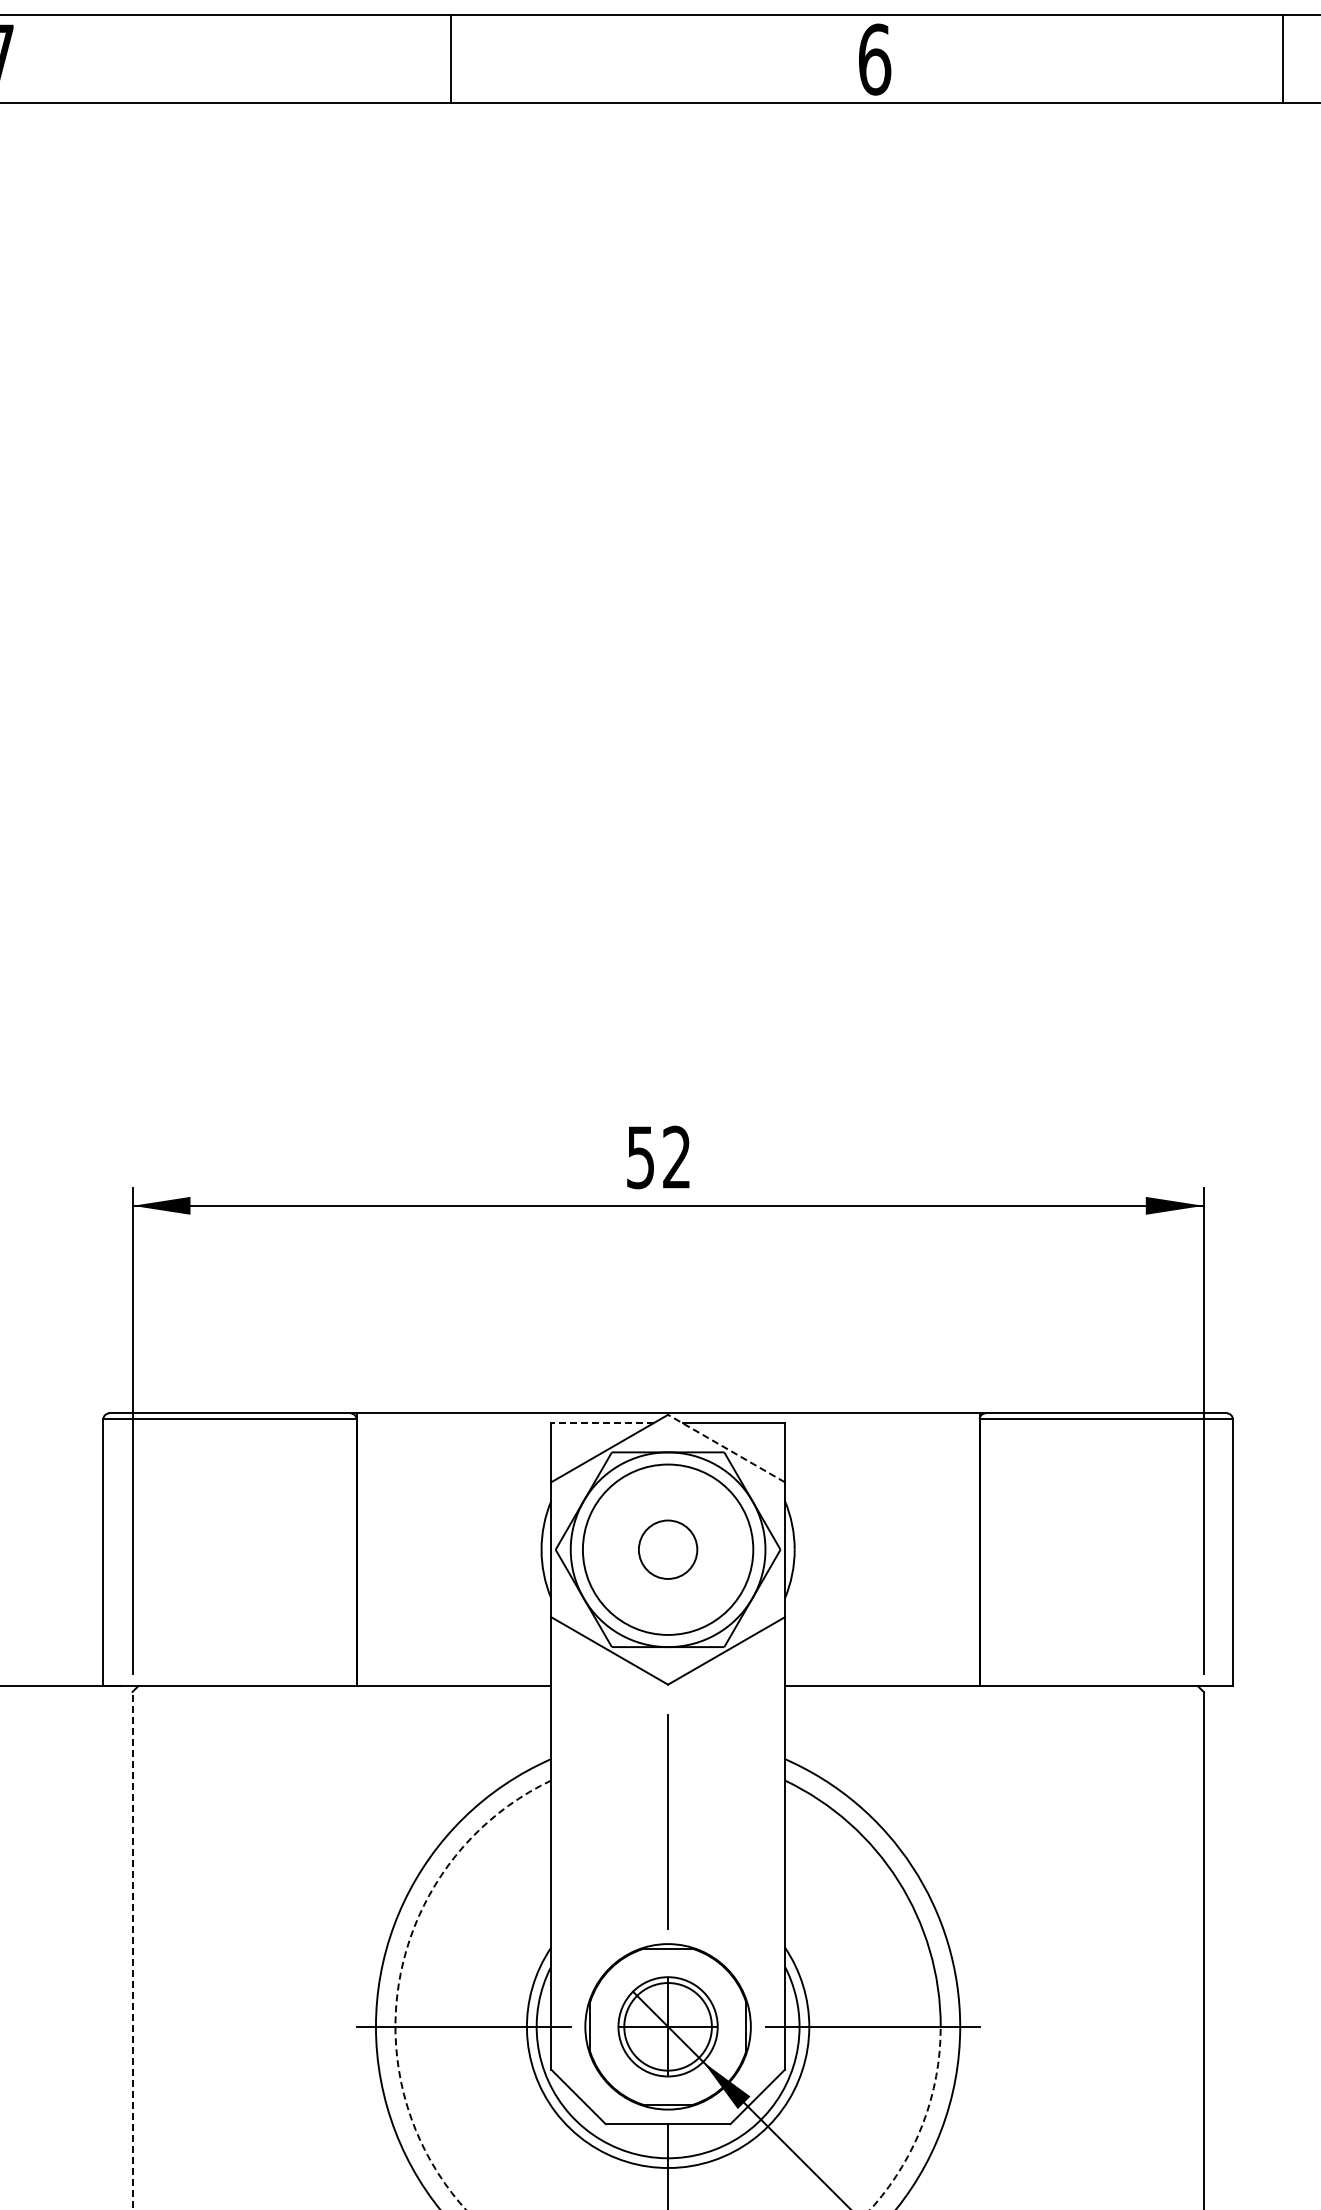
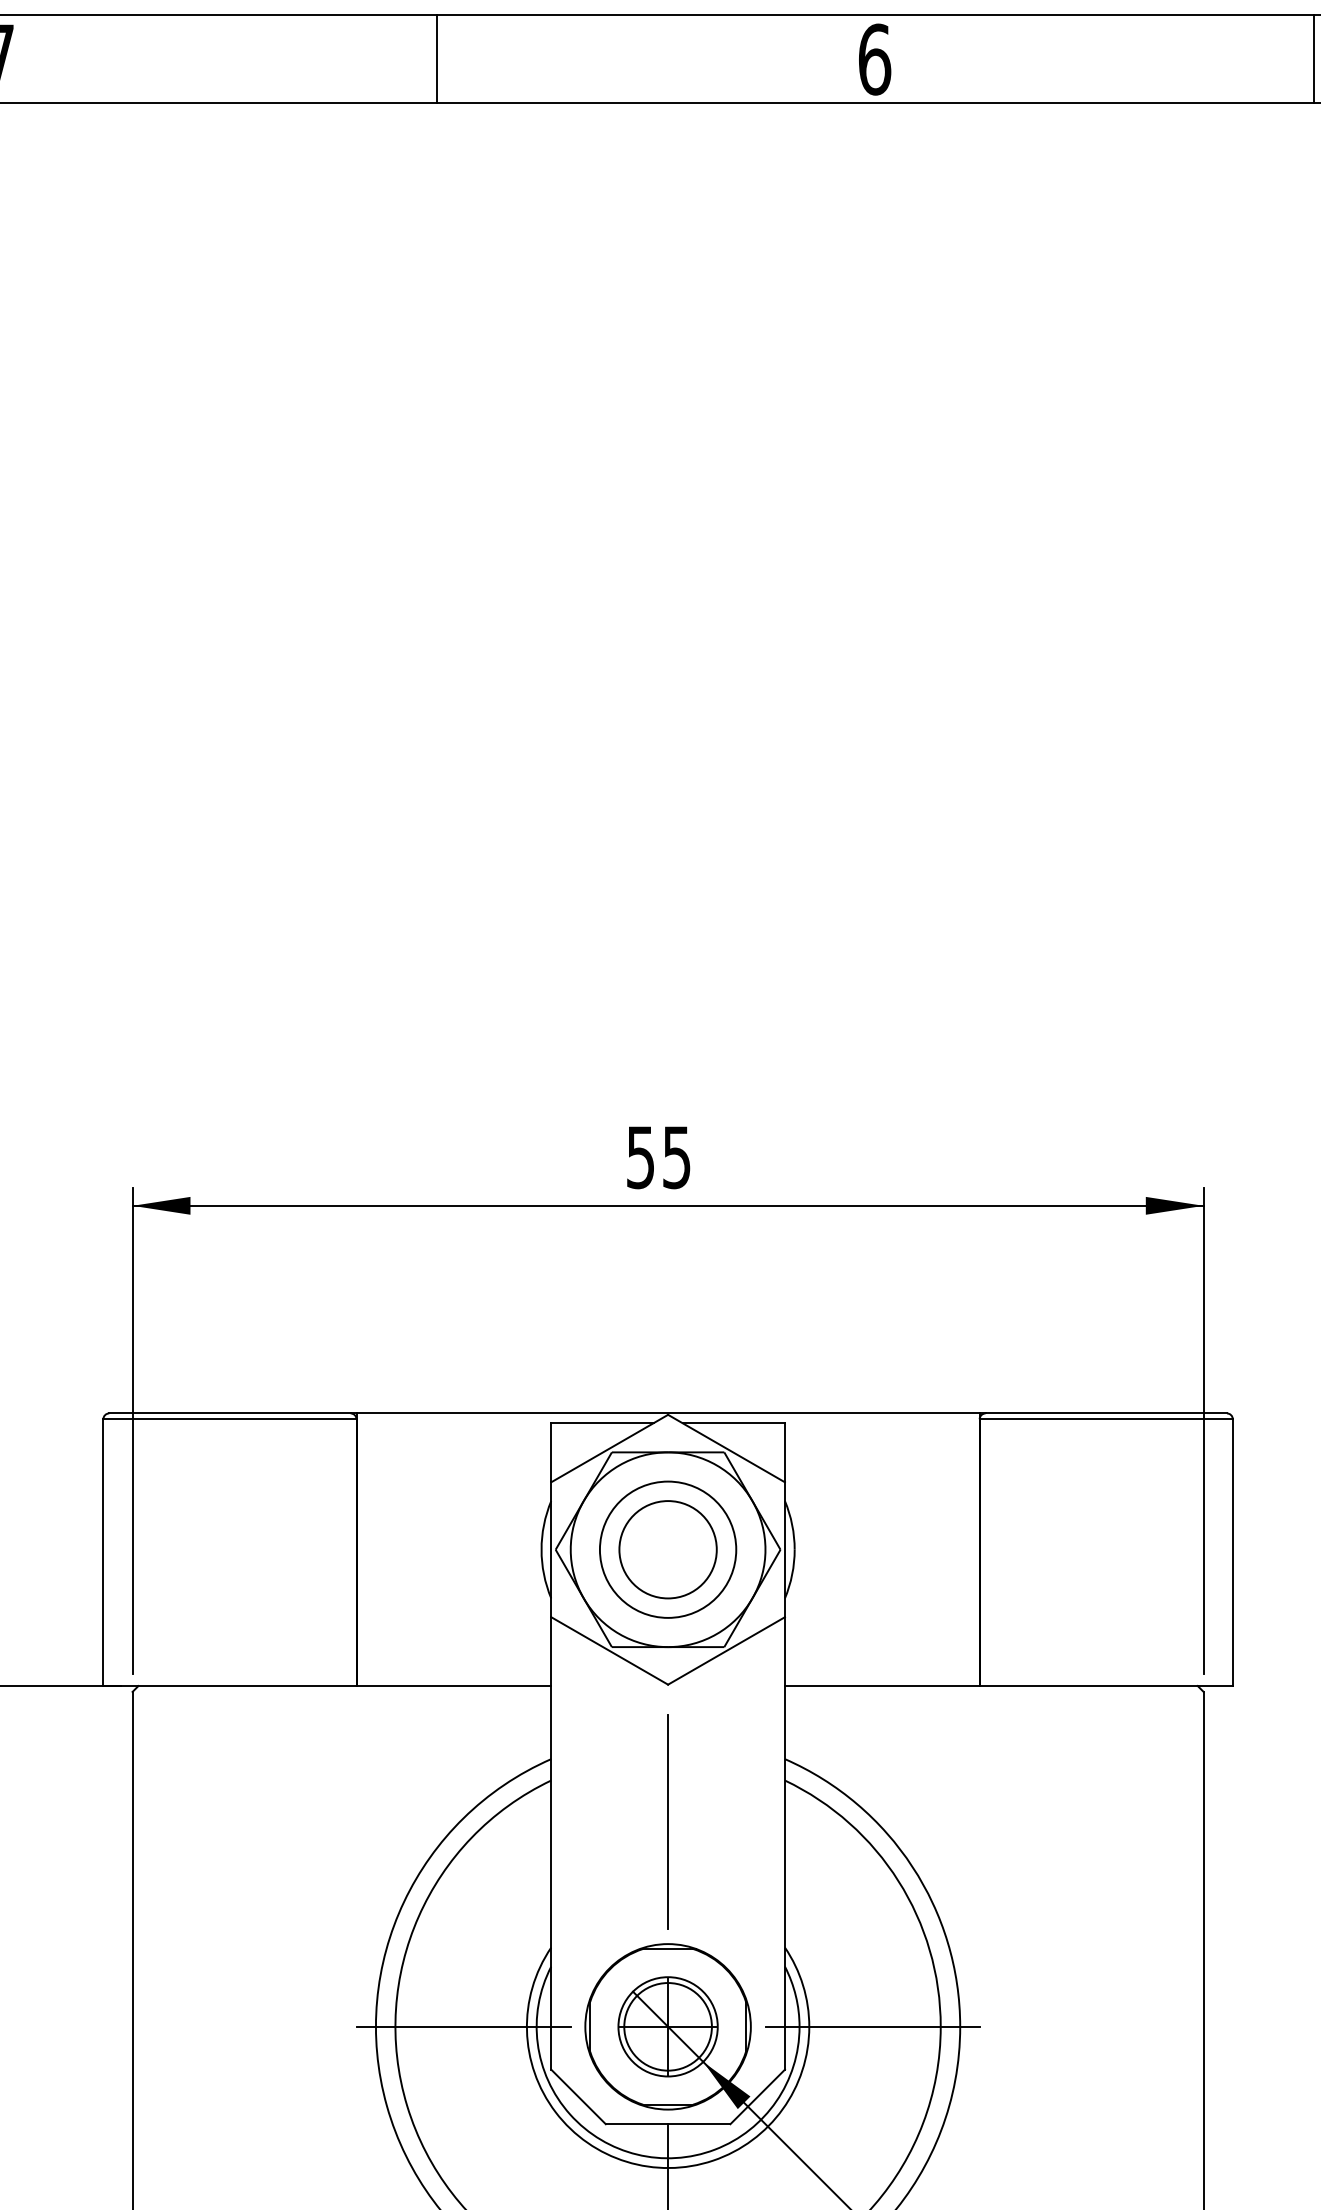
line position: (451, 58) -> (437, 58) (437, 58)
line position: (1282, 58) -> (1313, 58) (1313, 58)
text: 52 -> 55 (676, 1157)
line: dashed -> solid (601, 1423)
line: dashed -> solid (726, 1448)
circle diameter: 170 px -> 136 px (667, 1549)
circle diameter: 58 px -> 97 px (667, 1549)
line: dashed -> solid (132, 1950)
arc: dashed -> solid (399, 2074)
